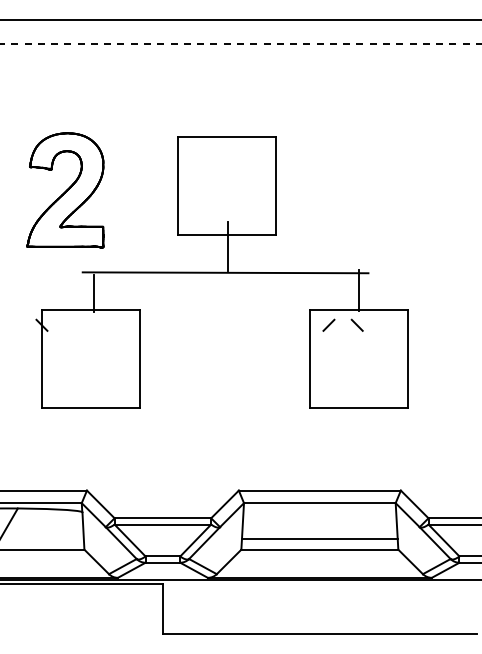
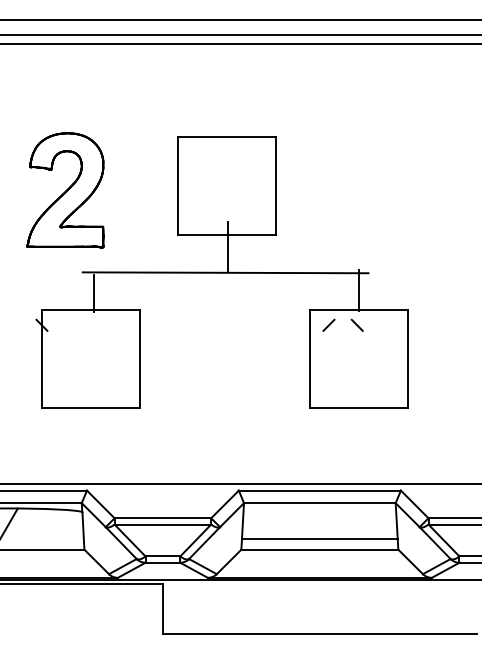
line: none -> present (240, 35)
line: dashed -> solid (240, 44)
line: none -> present (240, 483)
